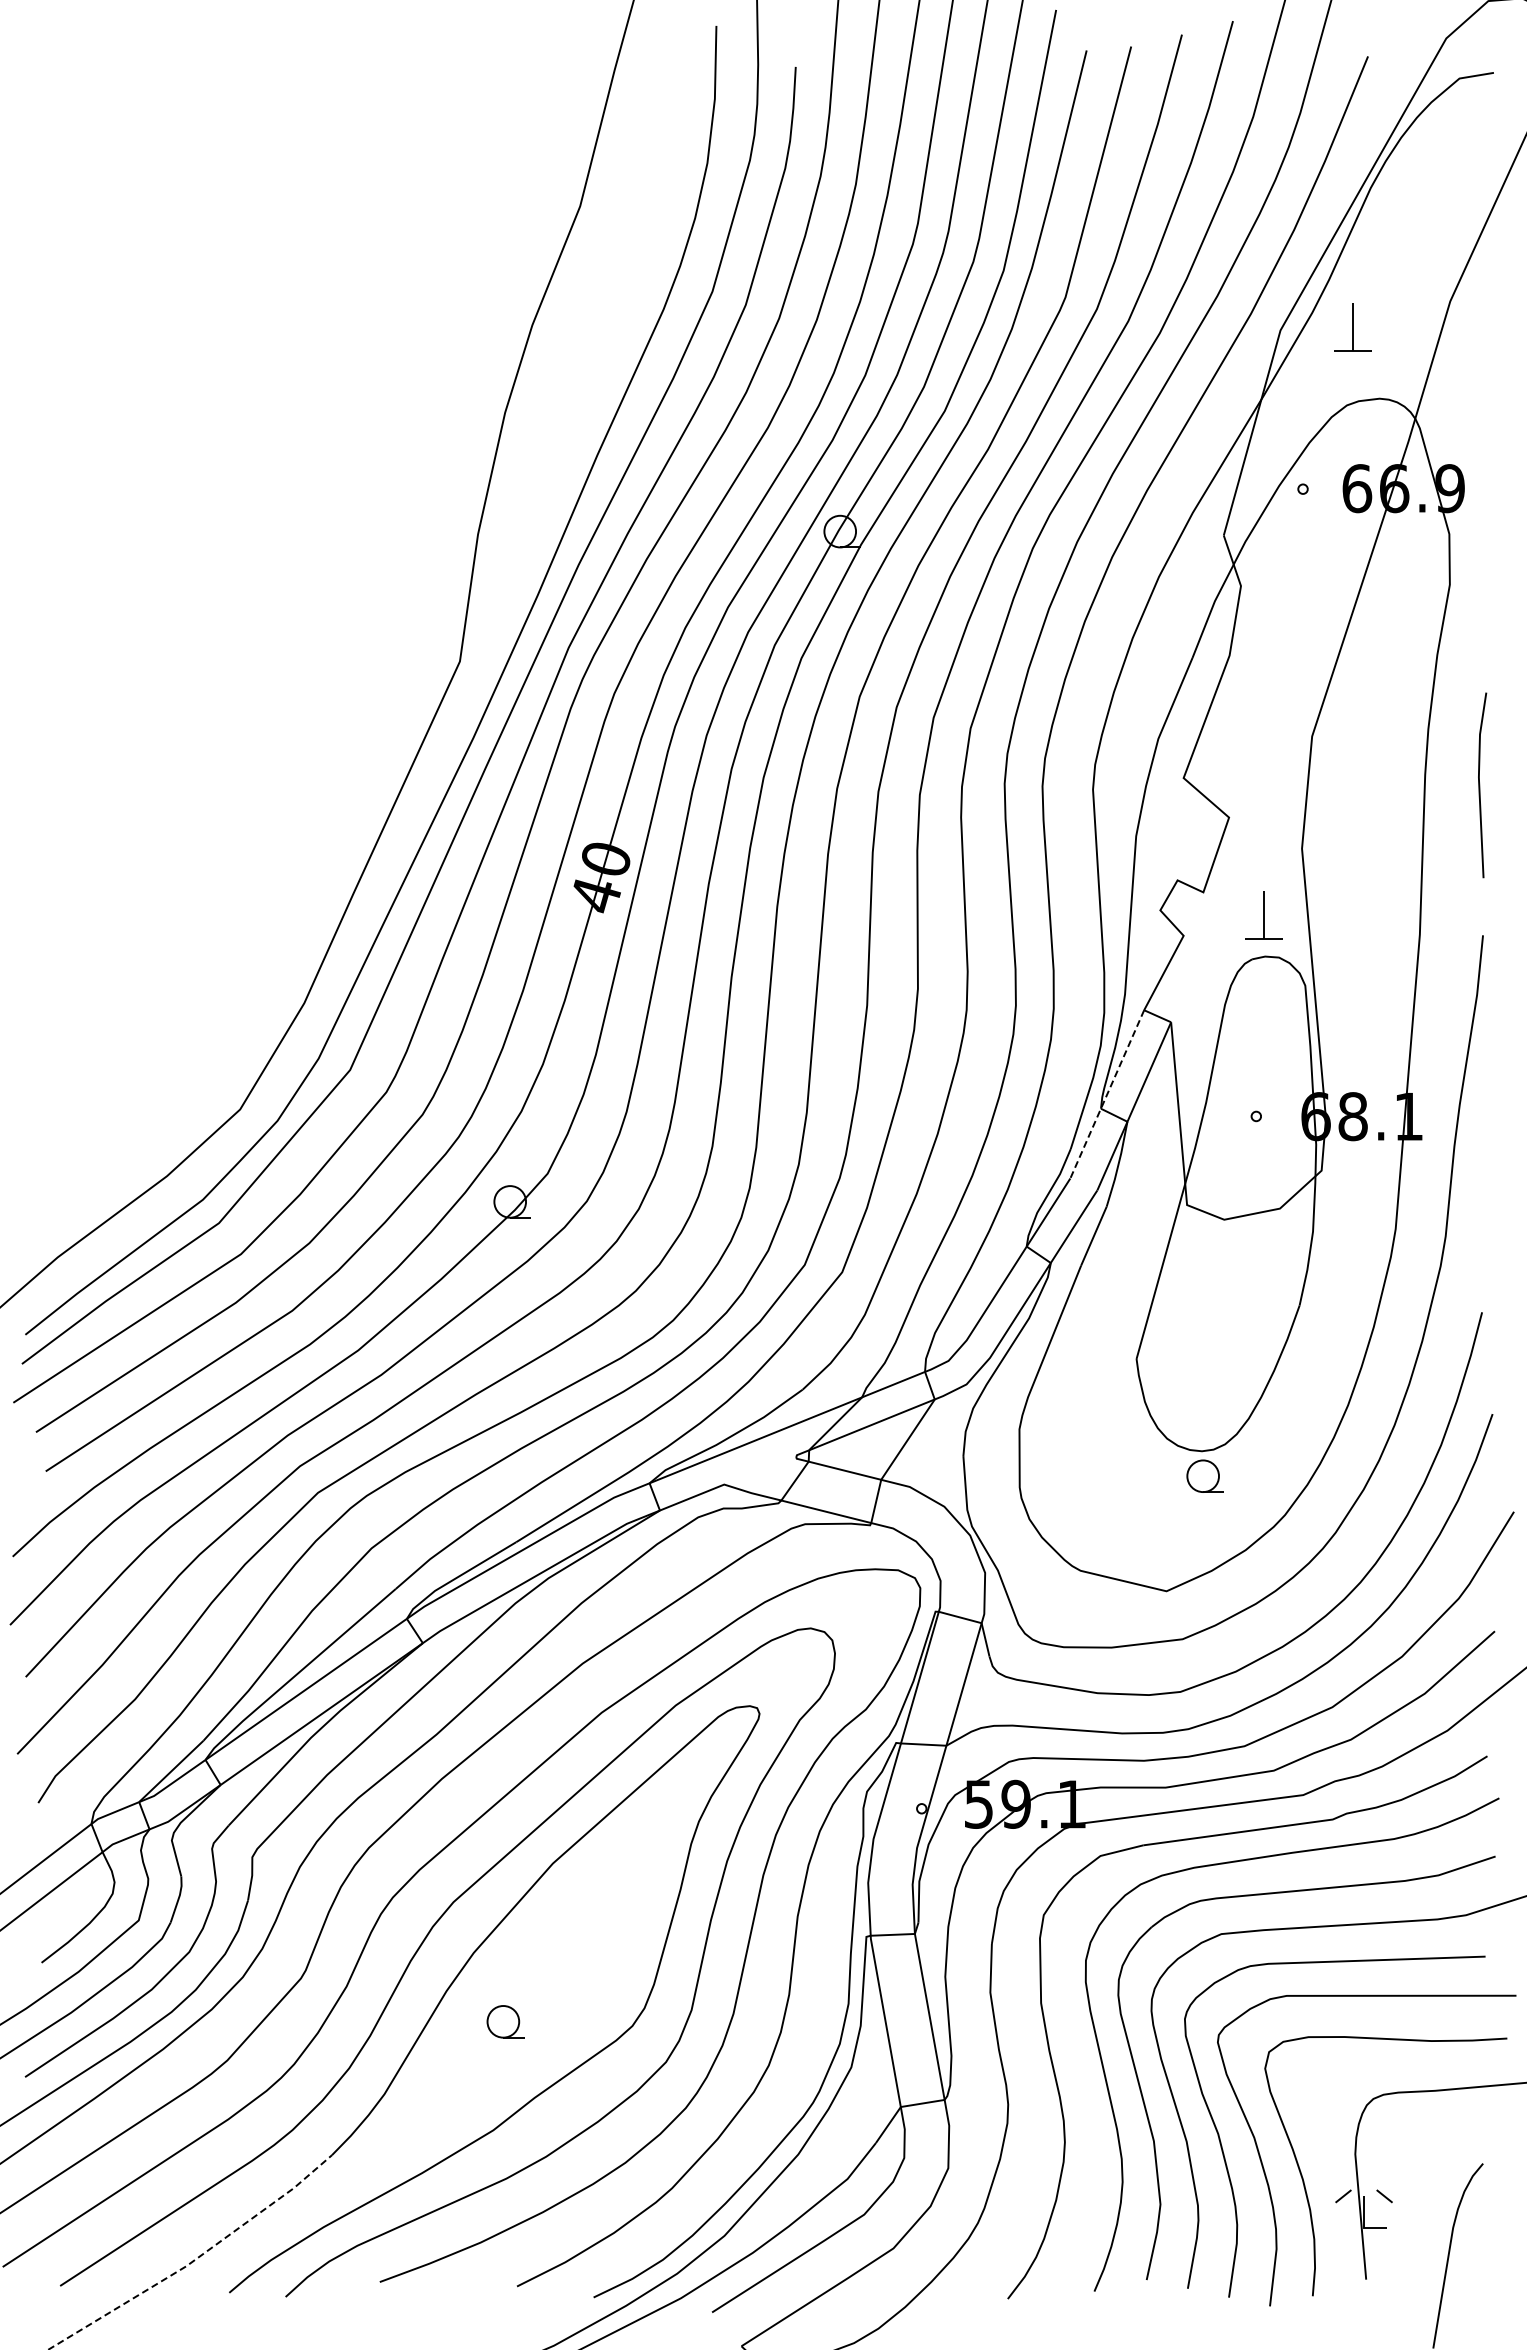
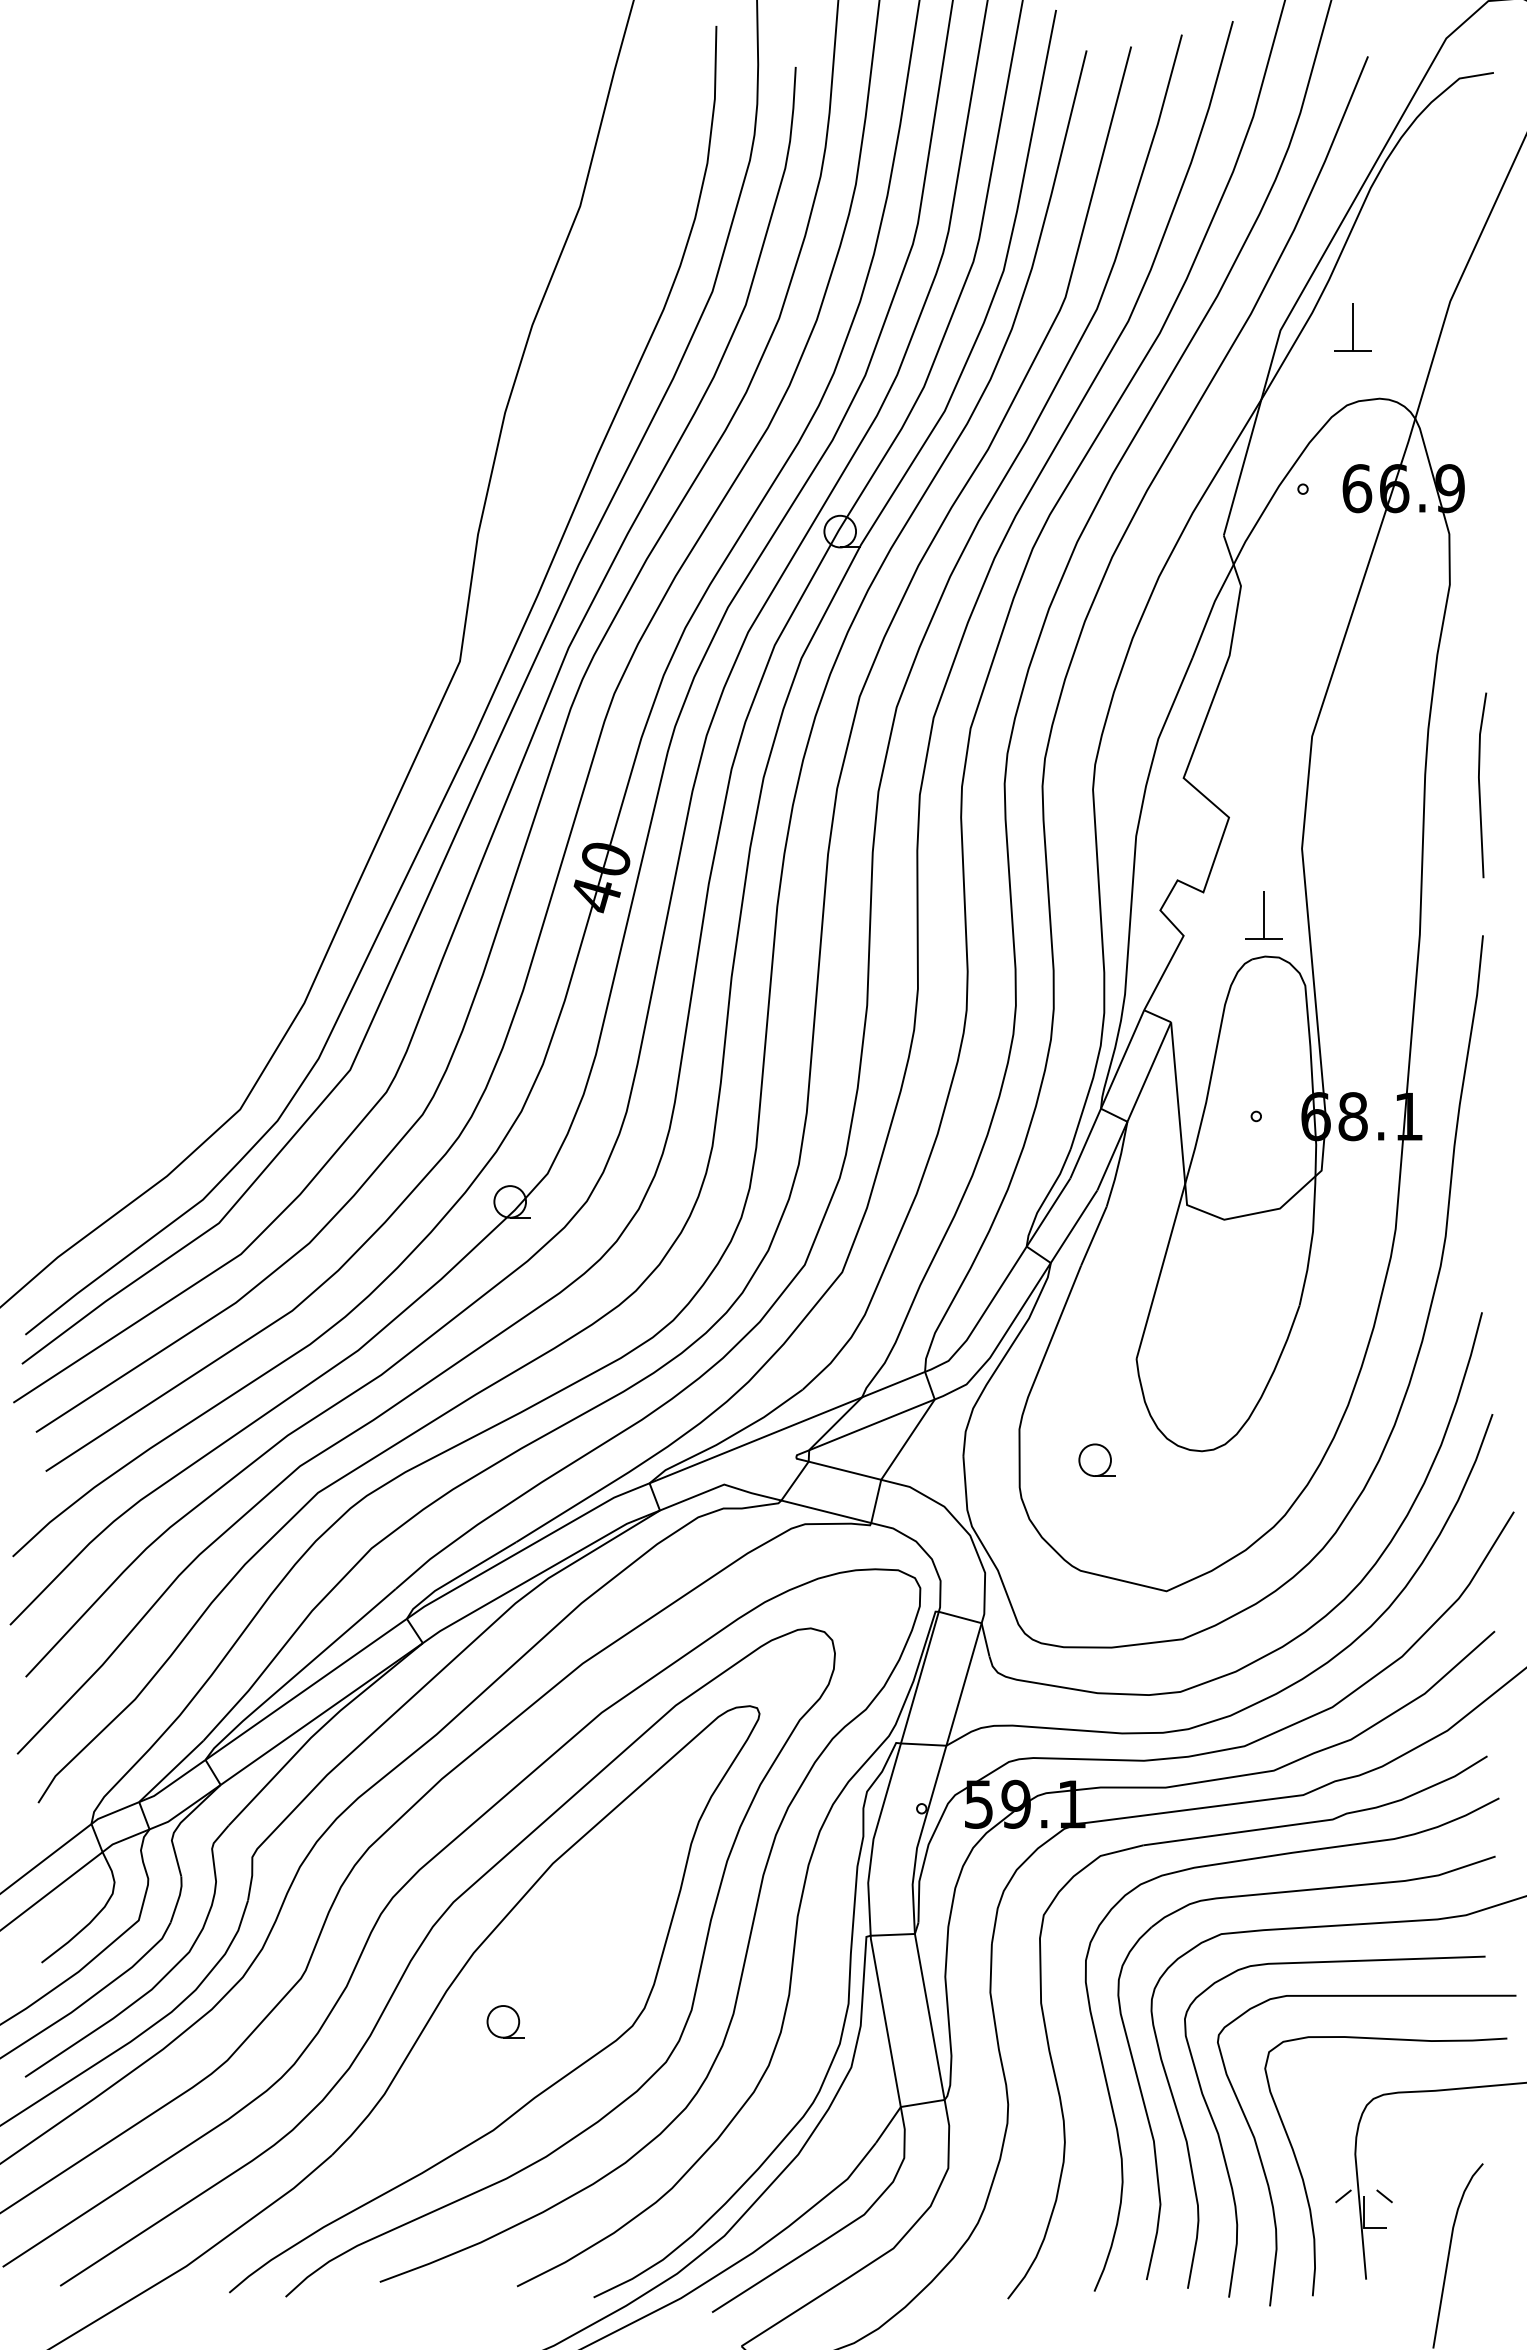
line: dashed -> solid (1107, 1094)
part position: (1204, 1475) -> (1096, 1459) (1096, 1459)
line: dashed -> solid (195, 2259)
